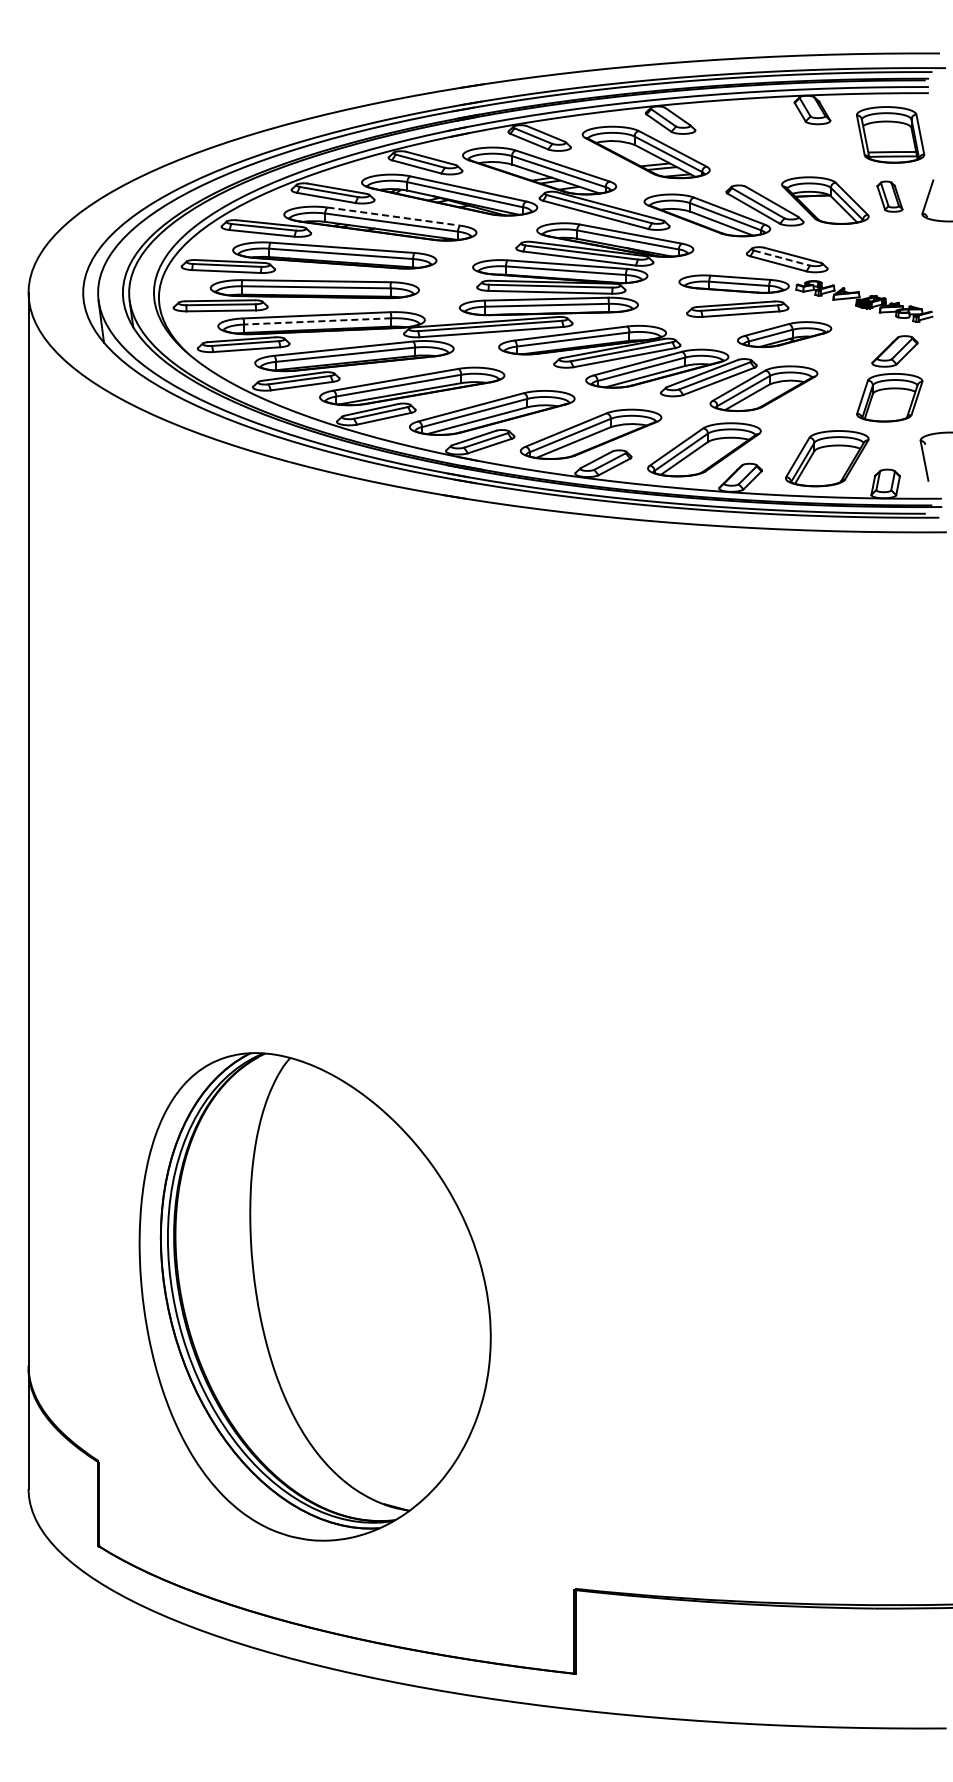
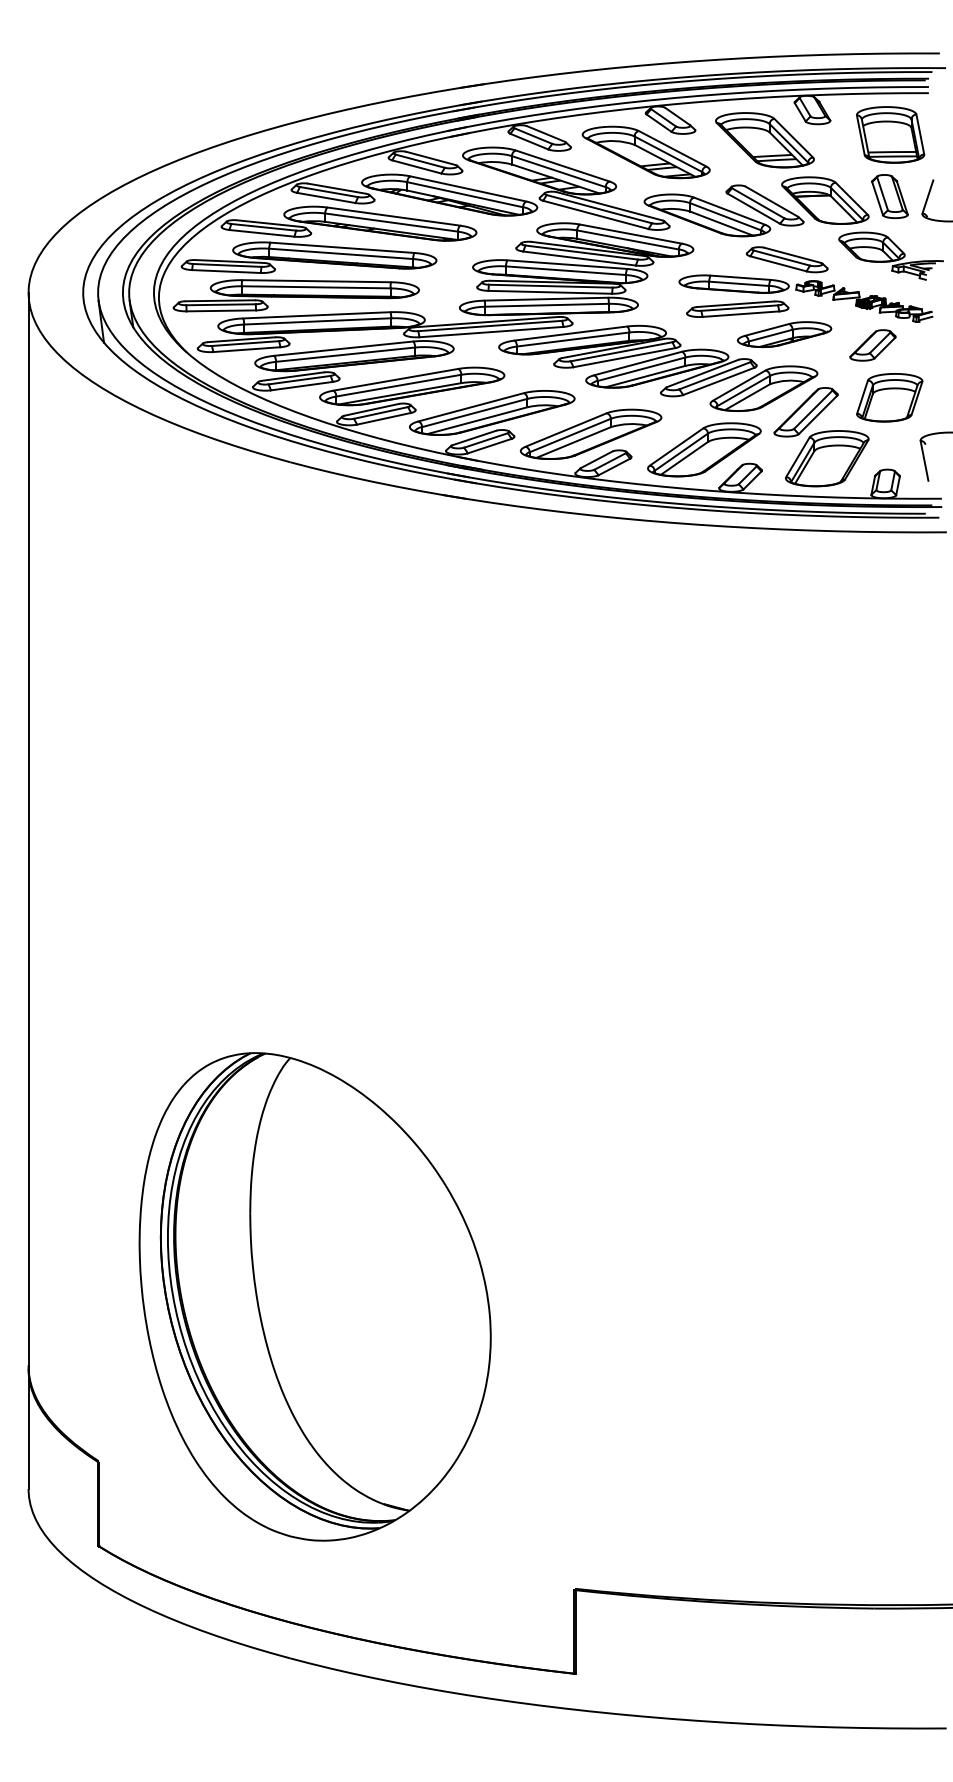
part: none -> present (764, 140)
part size: 28x33 px -> 38x46 px (889, 196)
line: dashed -> solid (393, 216)
part: none -> present (890, 255)
line: dashed -> solid (782, 258)
line: dashed -> solid (317, 321)
part position: (894, 351) -> (872, 345) (872, 345)
part: none -> present (805, 412)
